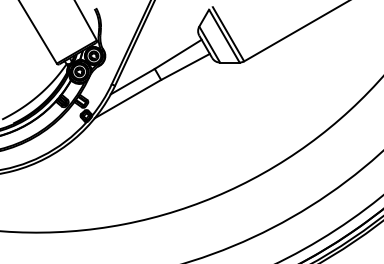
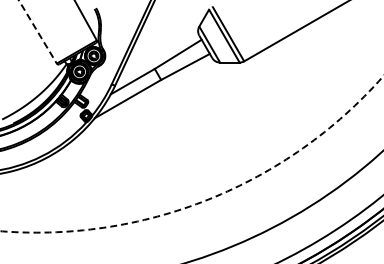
line: solid -> dashed (37, 32)
arc: solid -> dashed (211, 198)
